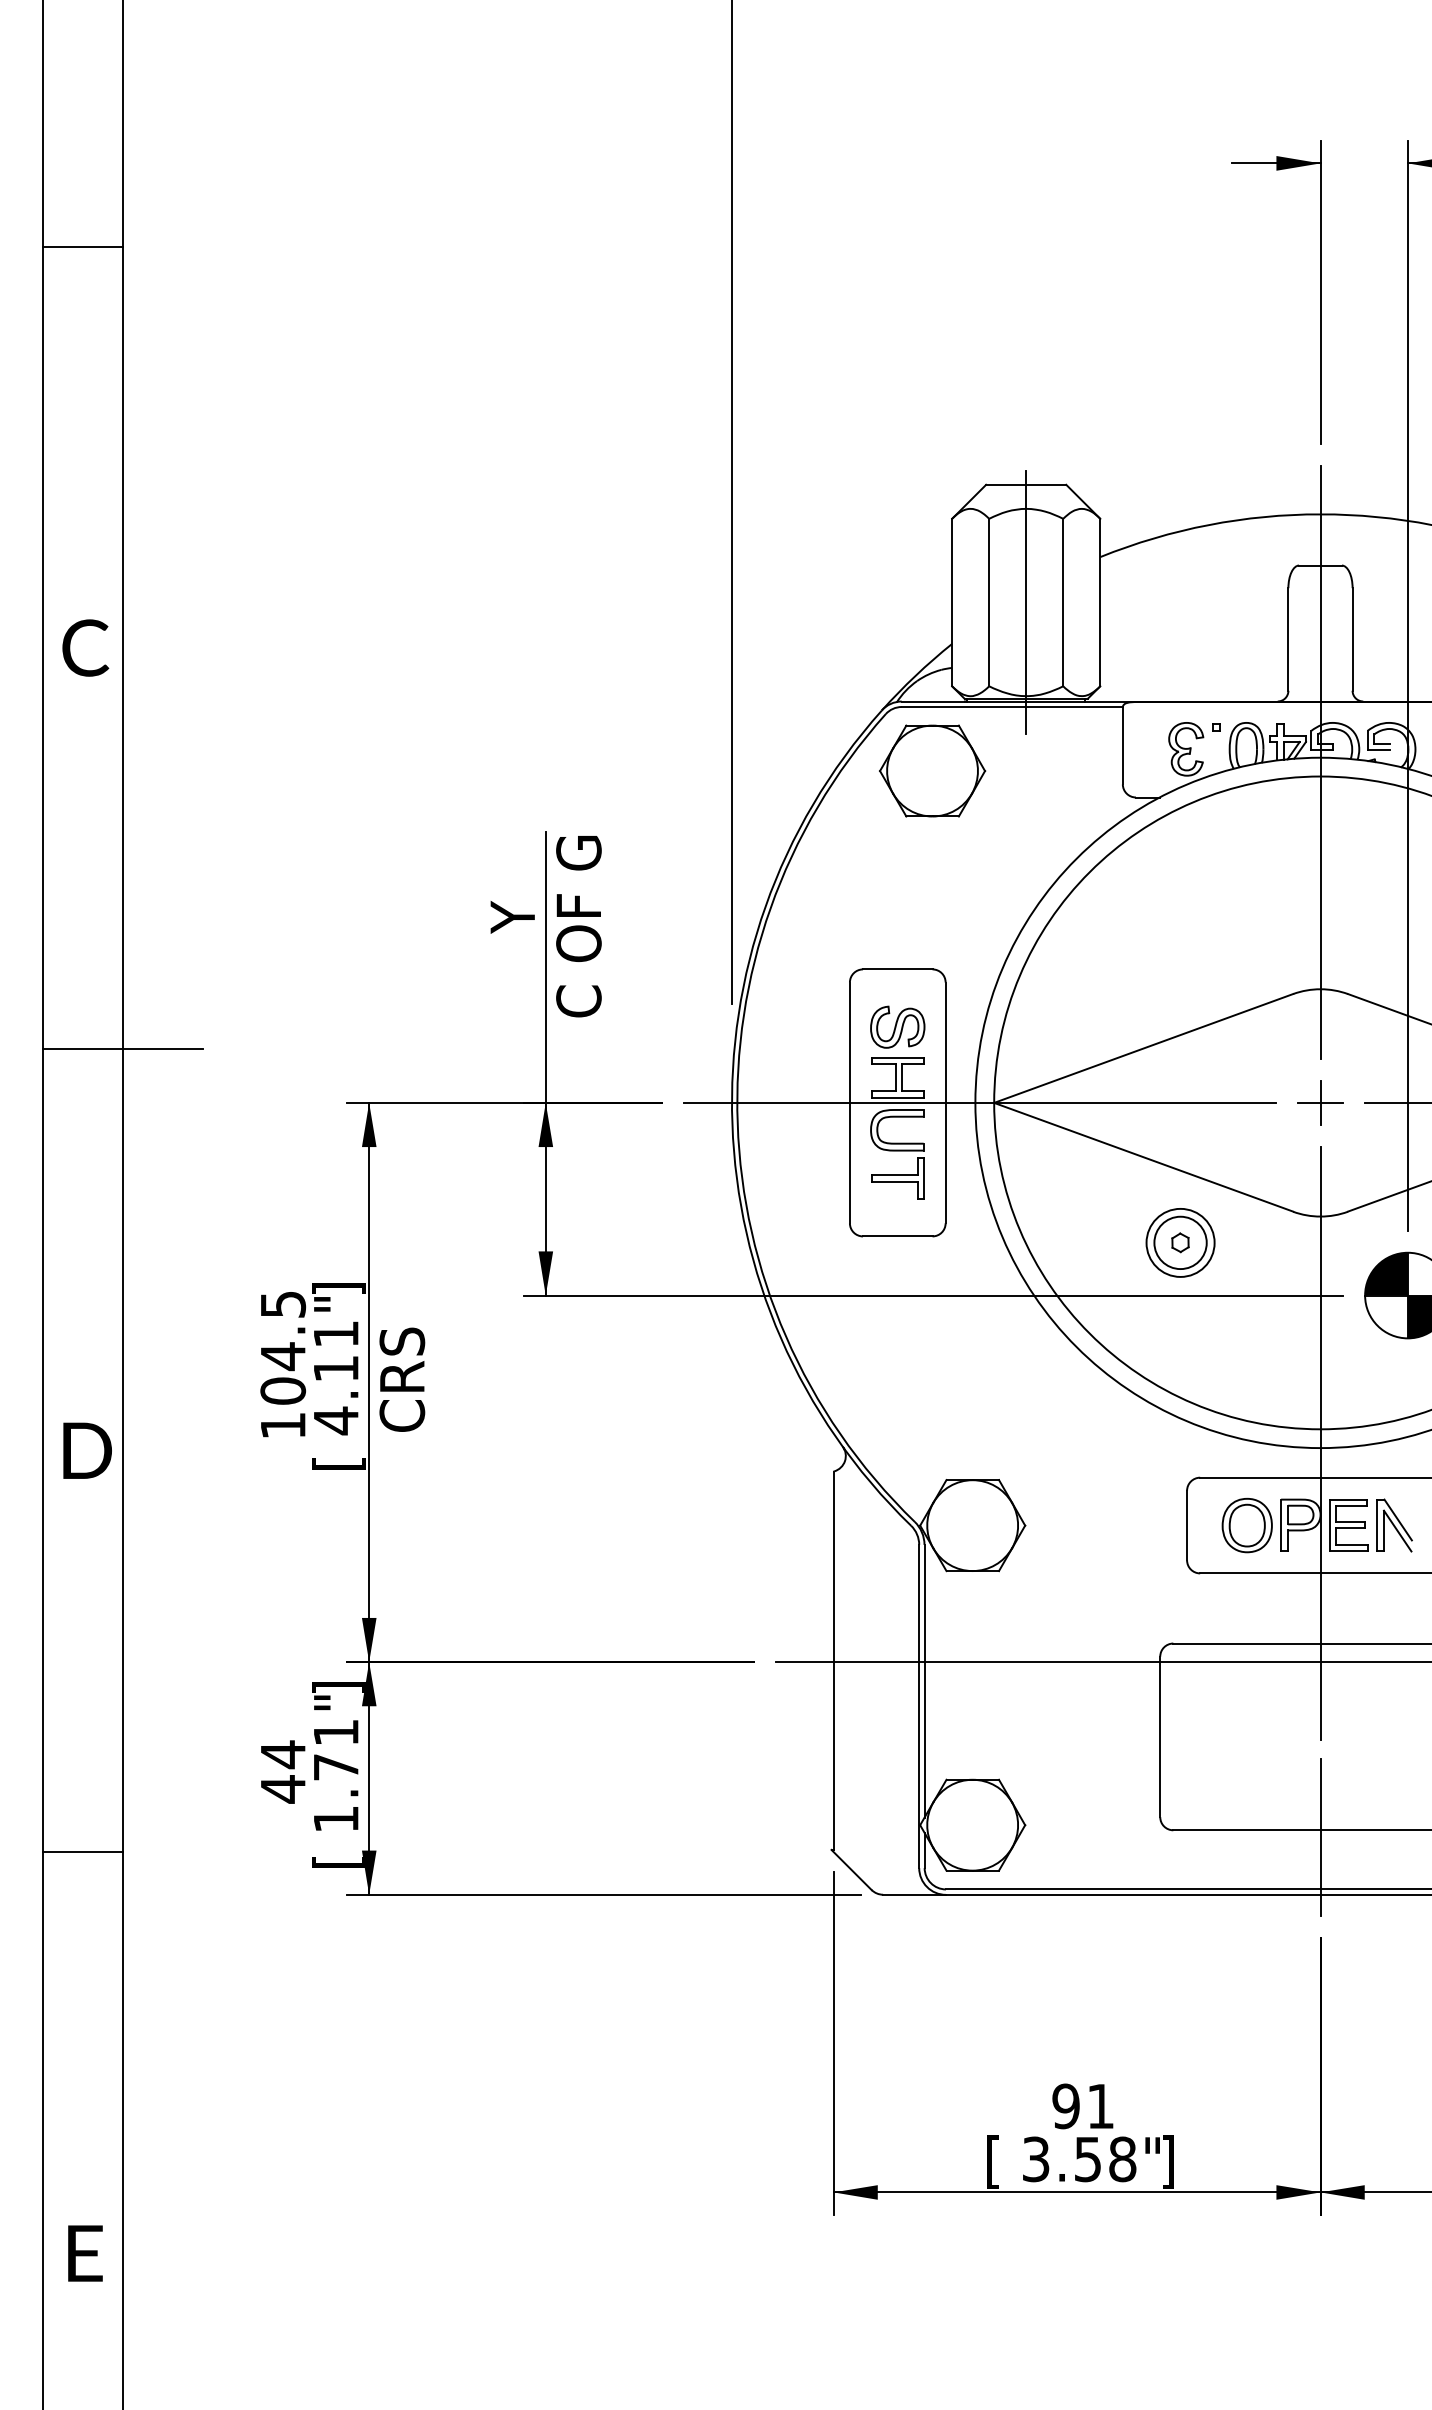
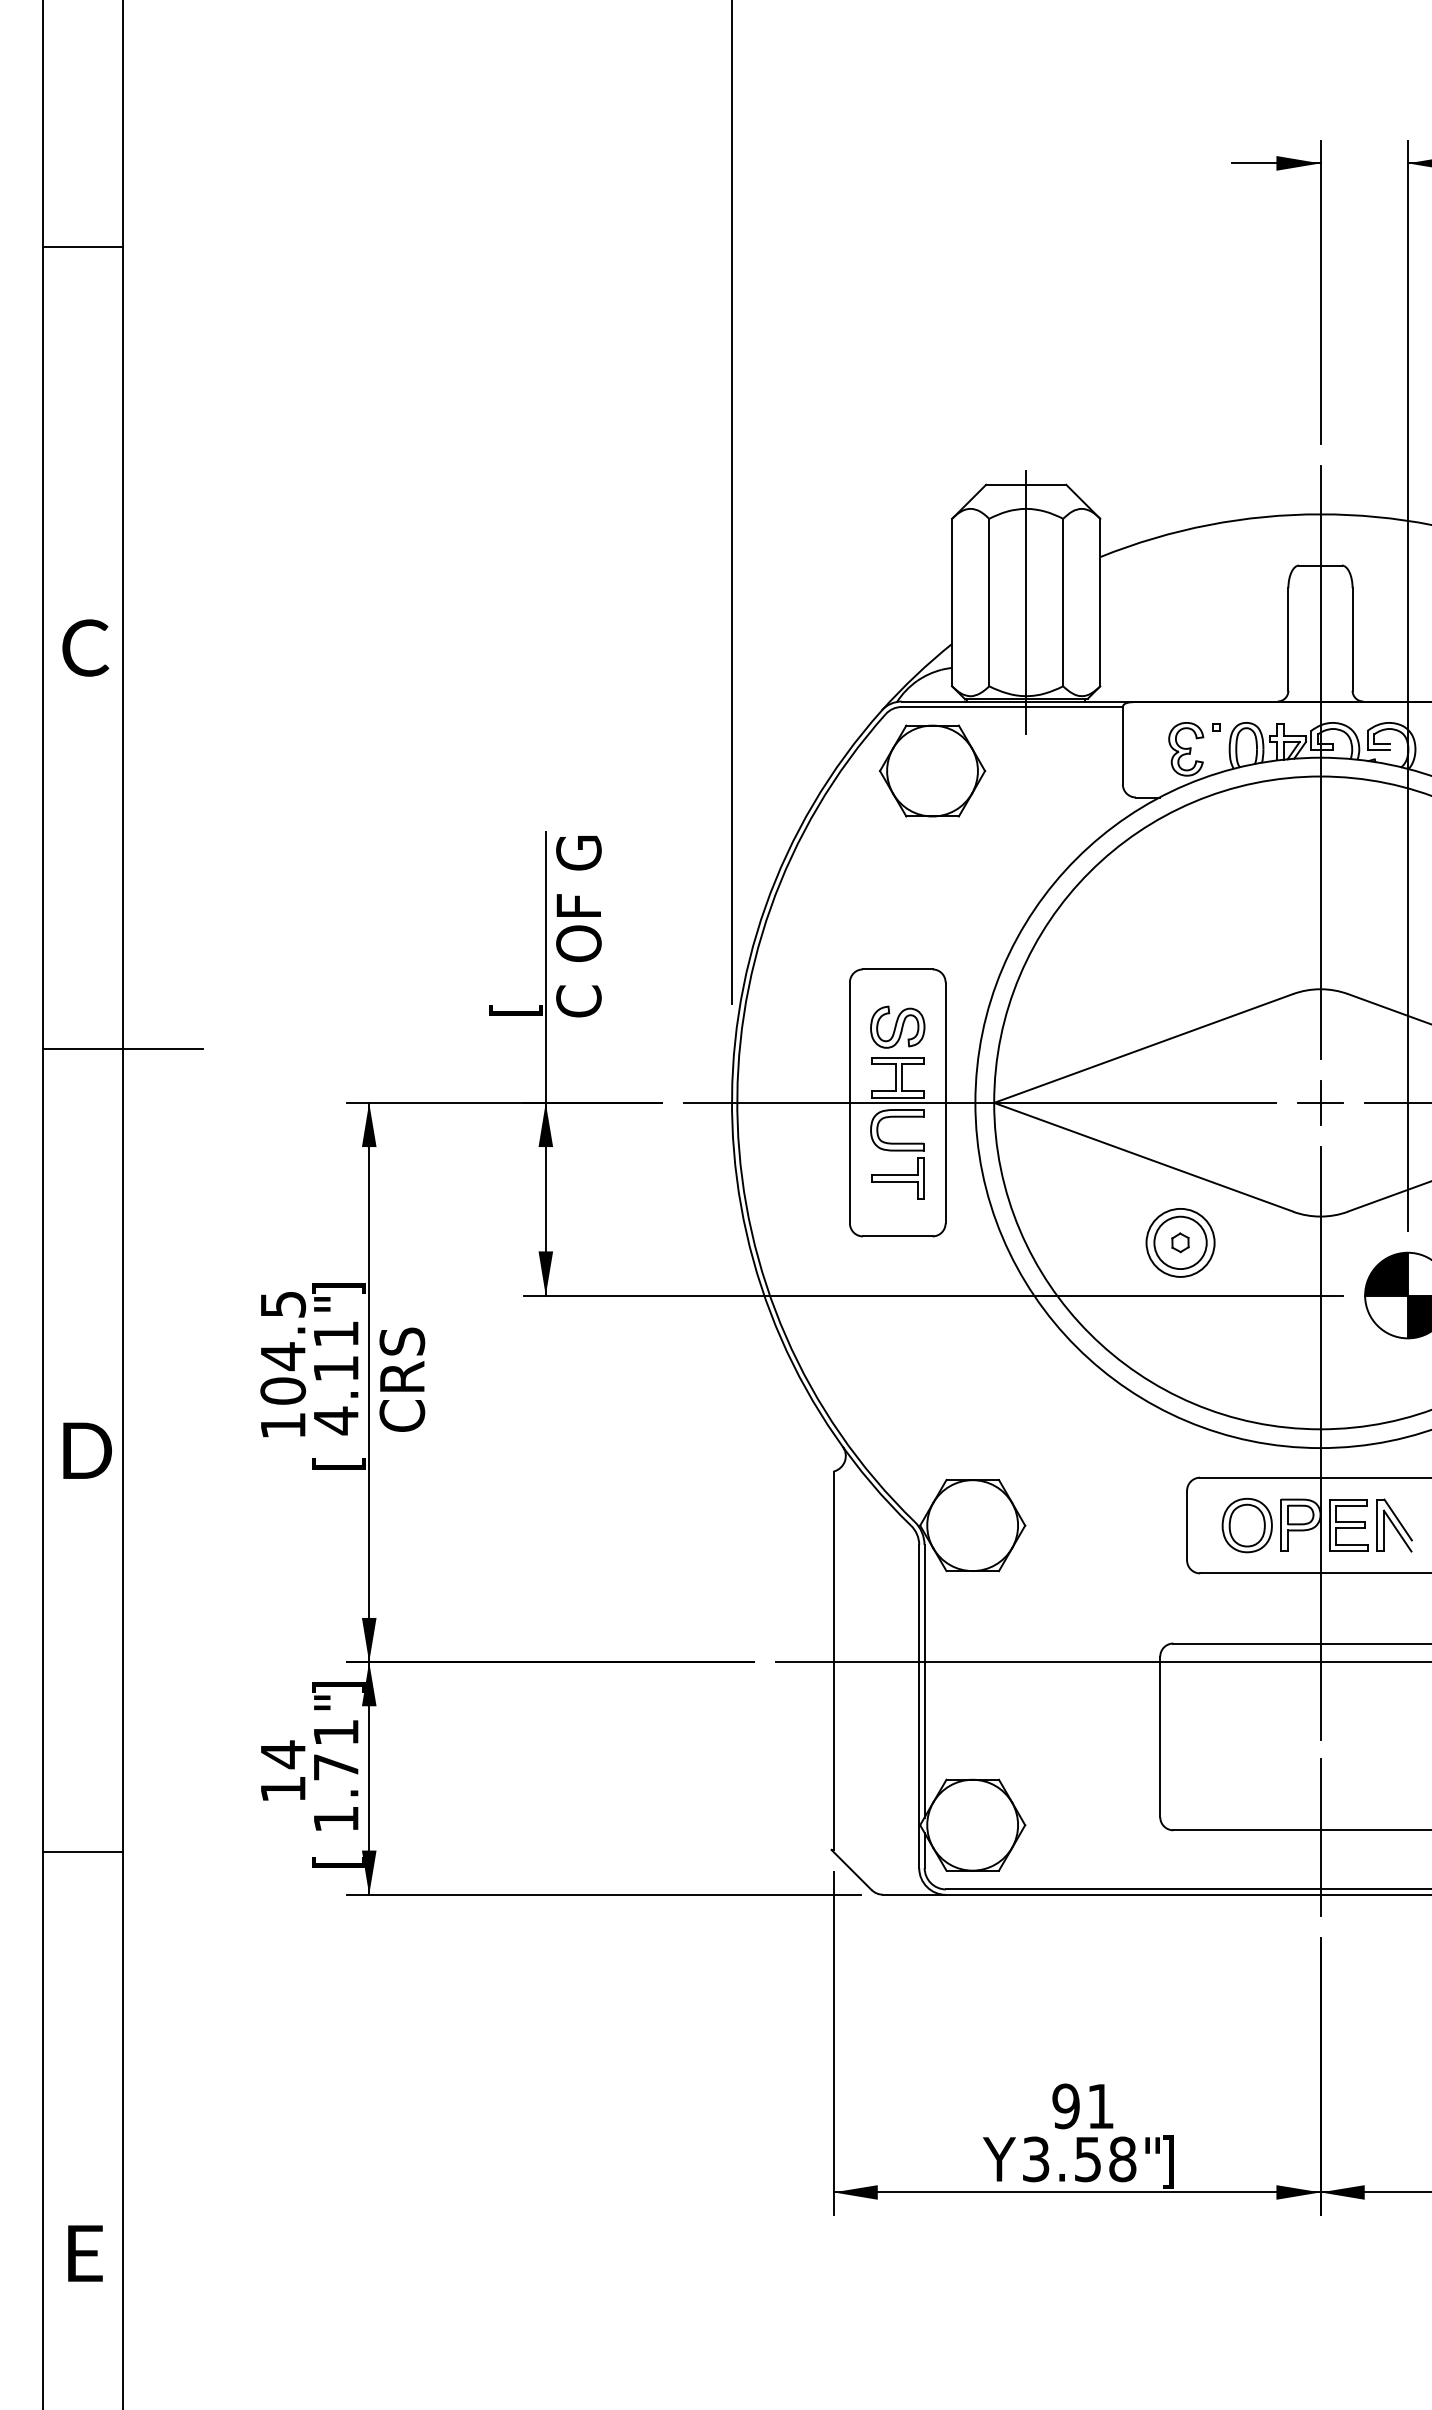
text: Y -> [ (515, 958)
text: 44 -> 14 (283, 1789)
text: [ -> Y (999, 2161)
